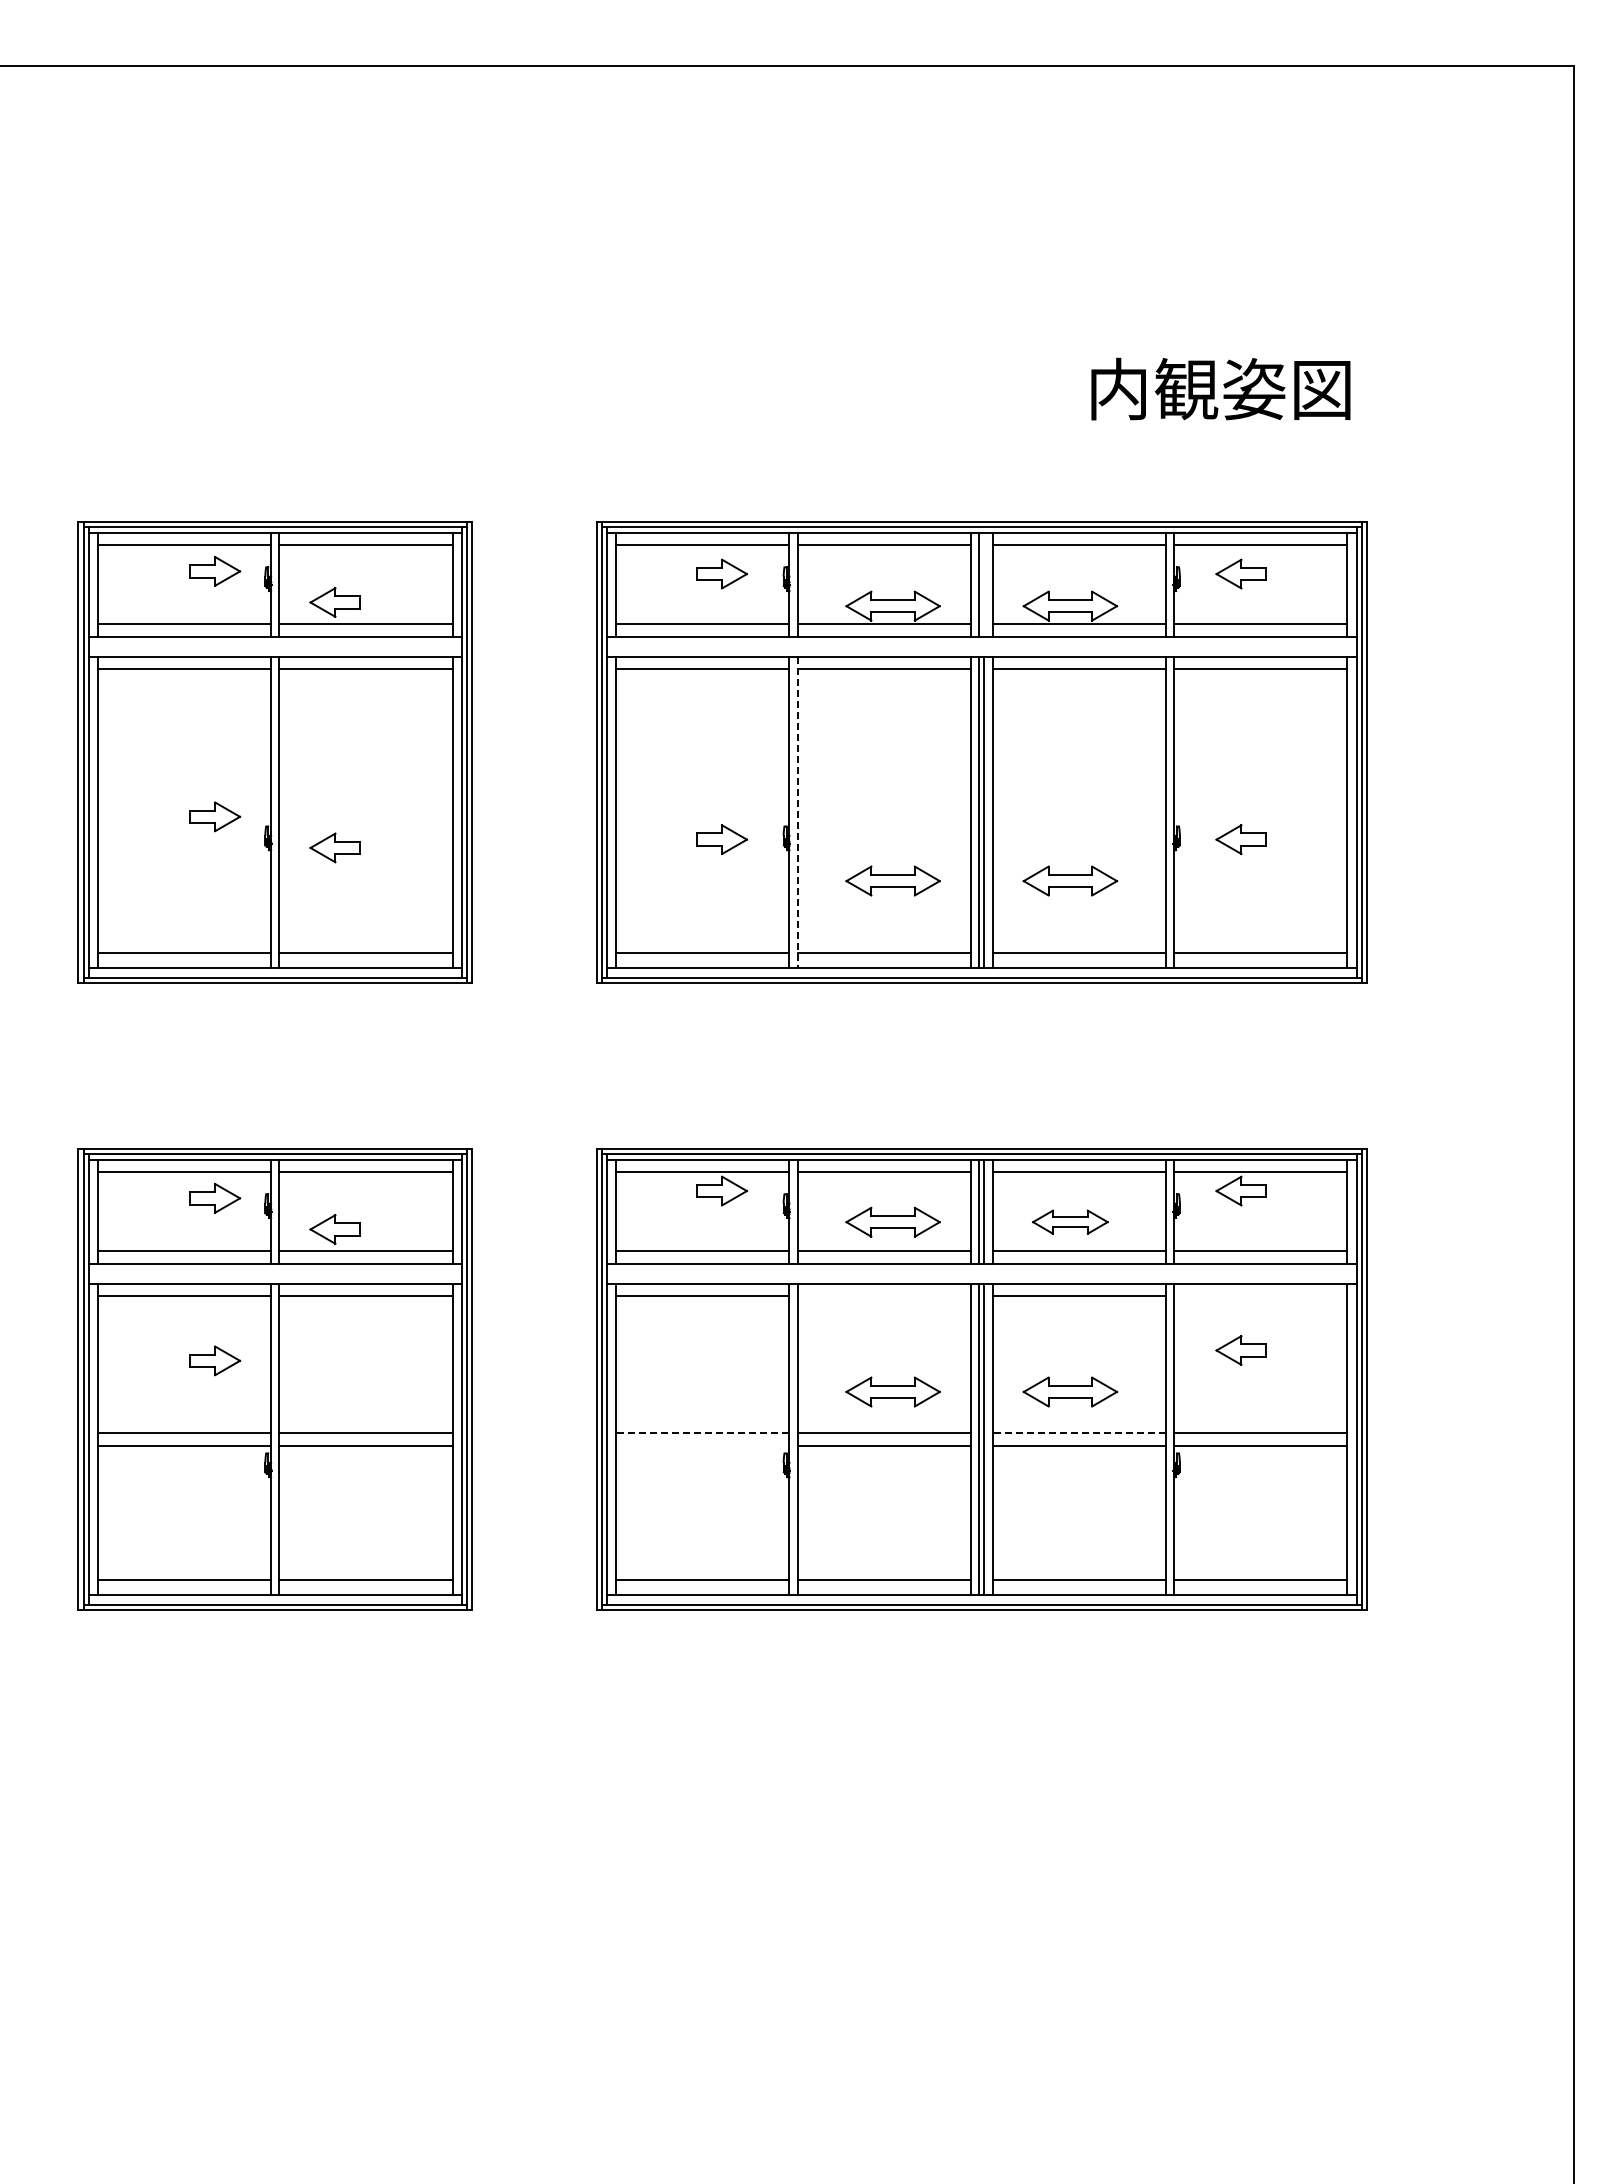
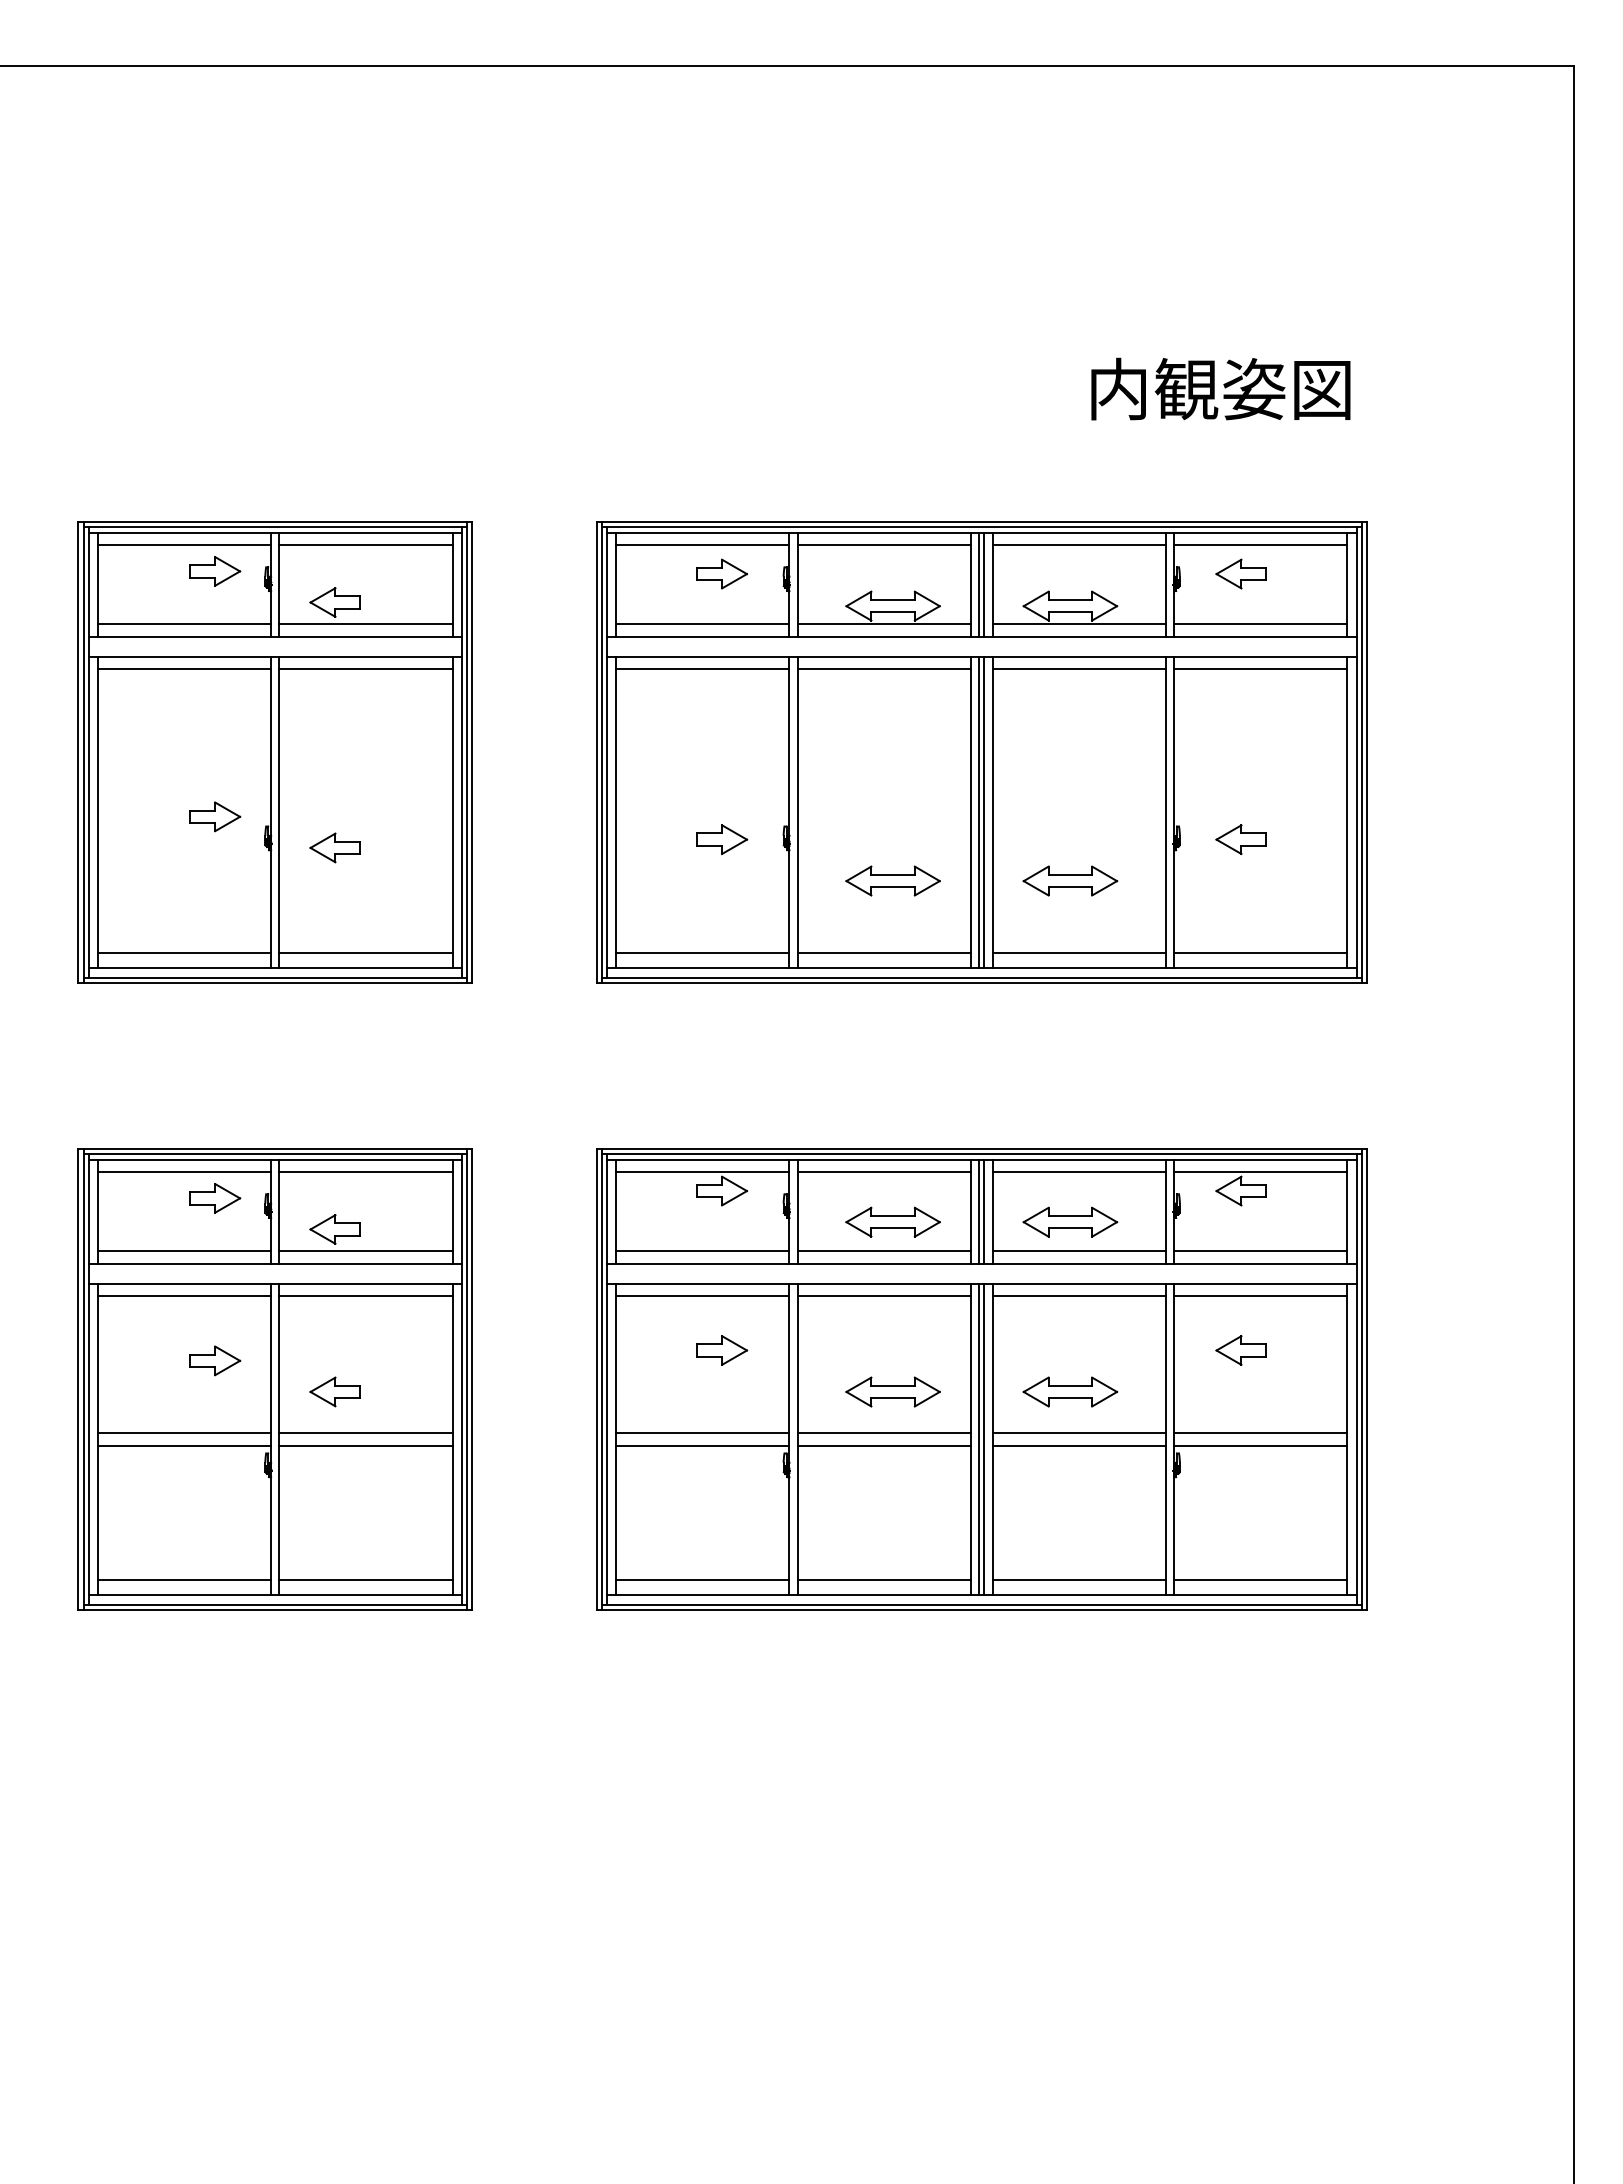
line: none -> present (984, 584)
line: dashed -> solid (797, 813)
part size: 77x26 px -> 97x32 px (1070, 1221)
line: none -> present (883, 1296)
line: none -> present (1260, 1296)
part: none -> present (722, 1350)
part: none -> present (334, 1391)
line: dashed -> solid (702, 1433)
line: dashed -> solid (1079, 1433)
line: none -> present (702, 1445)
